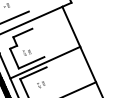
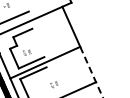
line: solid -> dashed (91, 72)
text position: (41, 84) -> (54, 84) (54, 84)
